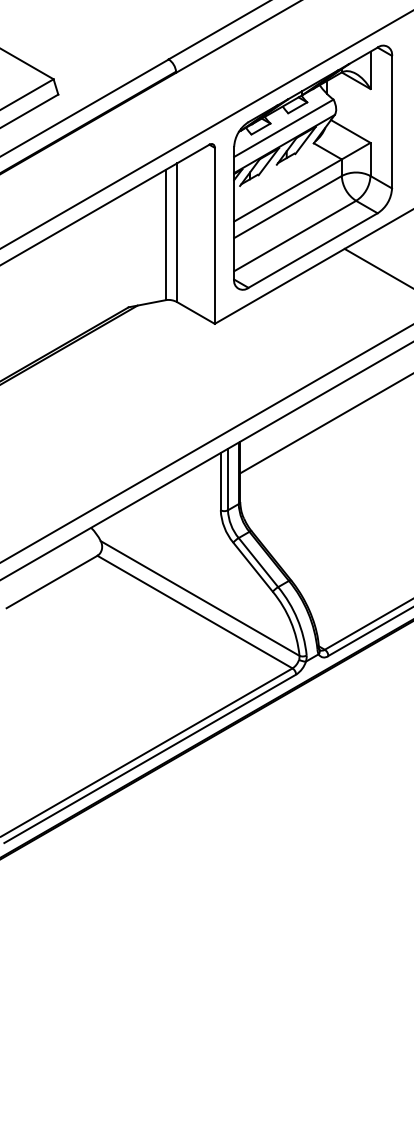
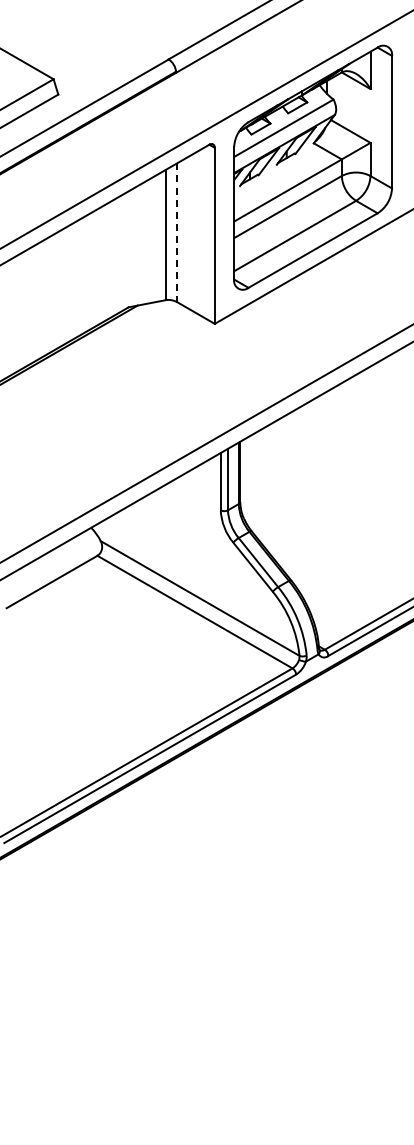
line: solid -> dashed (177, 233)
line: present -> none (377, 267)
line: present -> none (325, 424)
